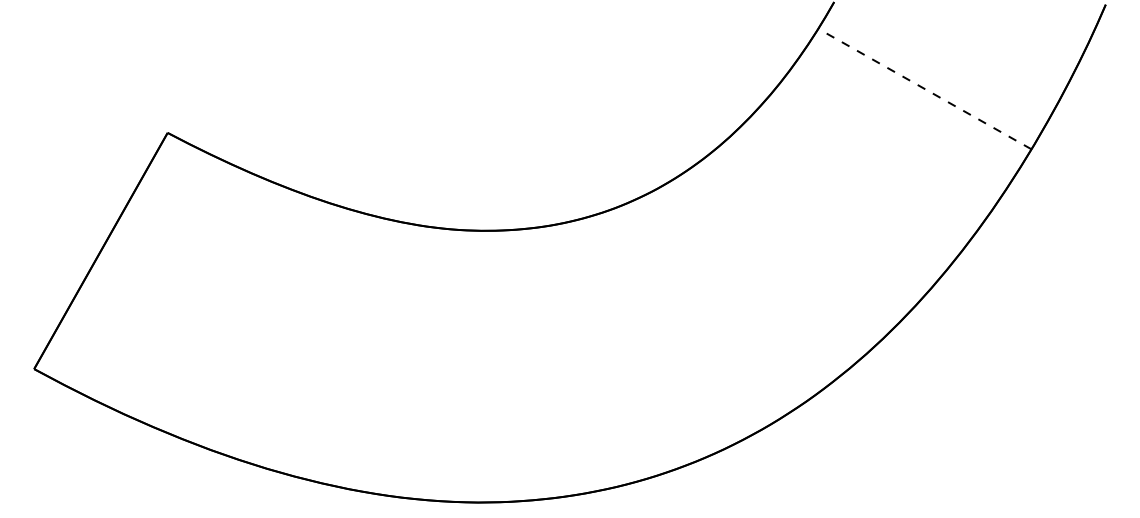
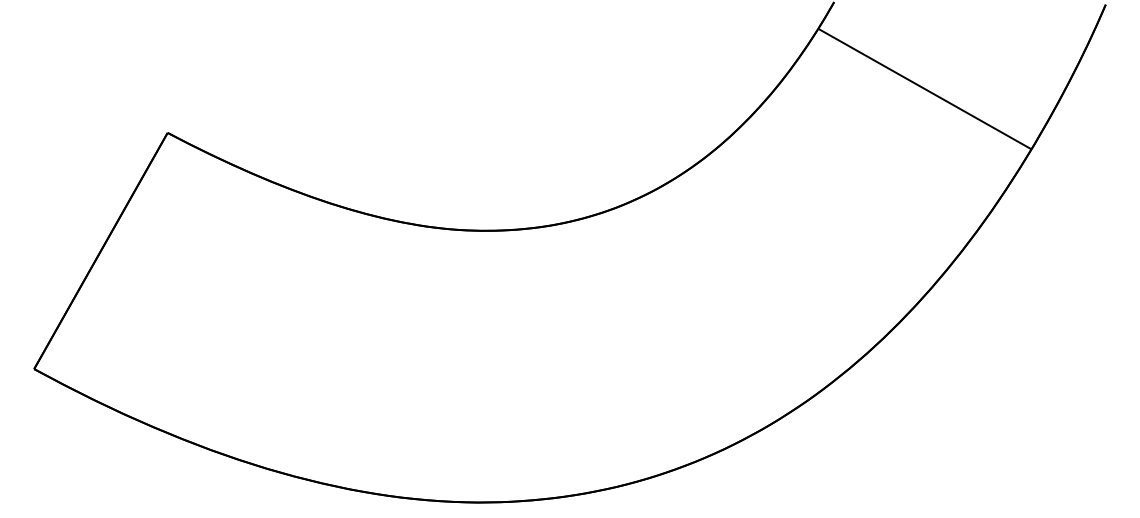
line: dashed -> solid (924, 88)
